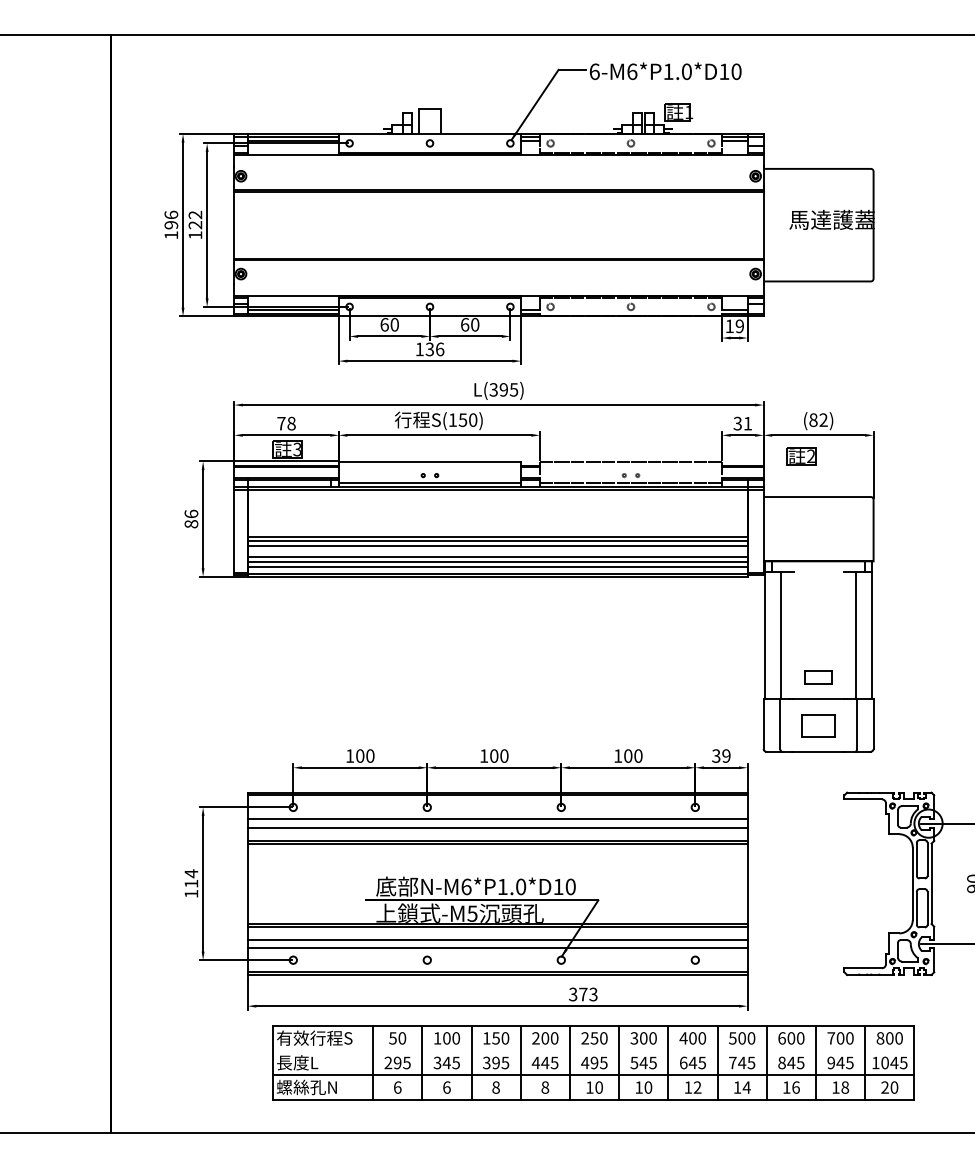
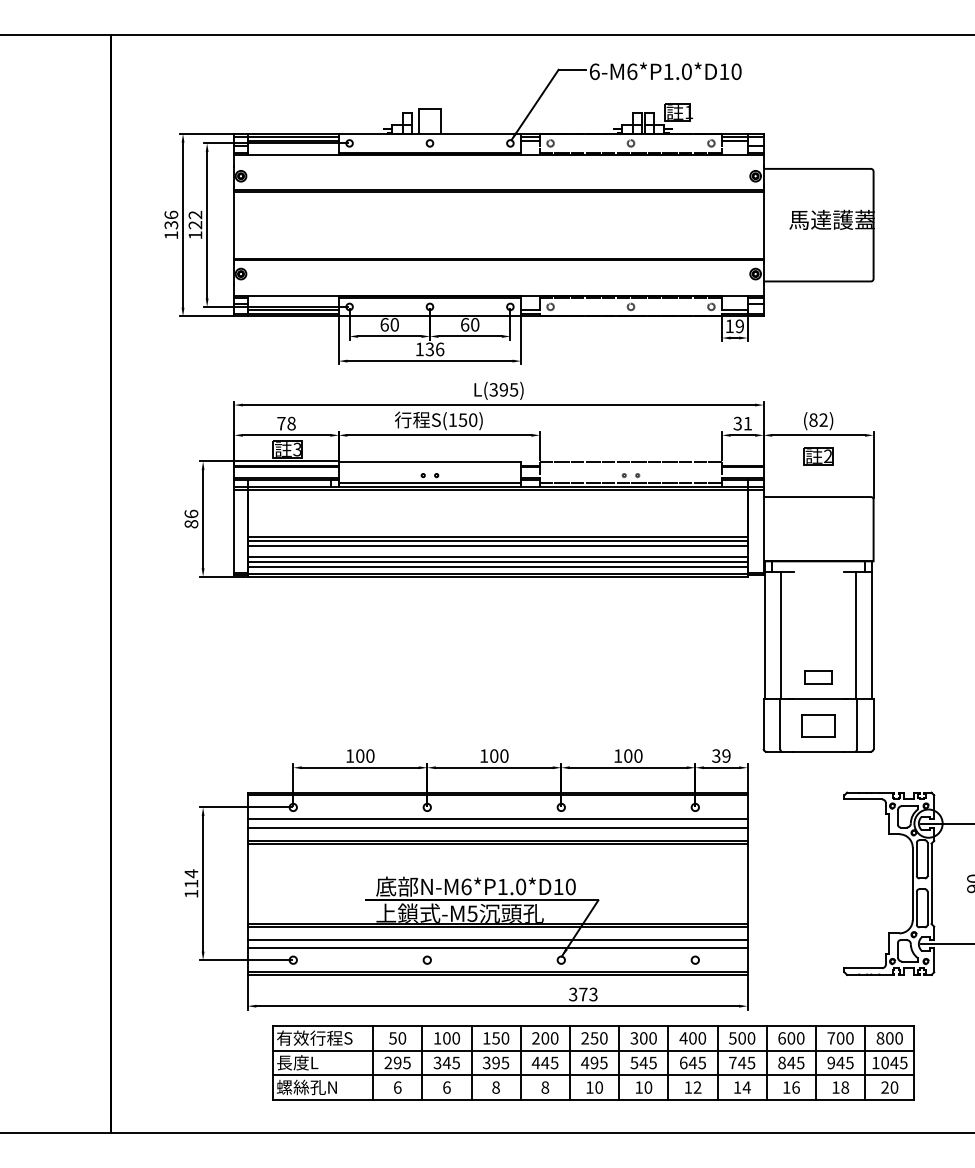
text: 196 -> 136 (171, 225)
part position: (801, 456) -> (818, 456) (818, 456)
line: none -> present (593, 1050)
